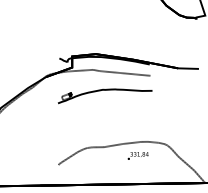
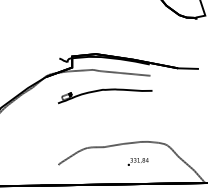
text position: (137, 155) -> (137, 161) (137, 161)
